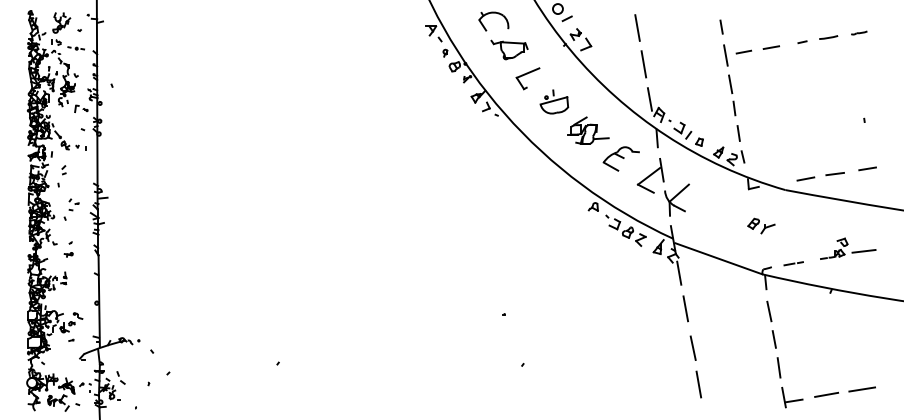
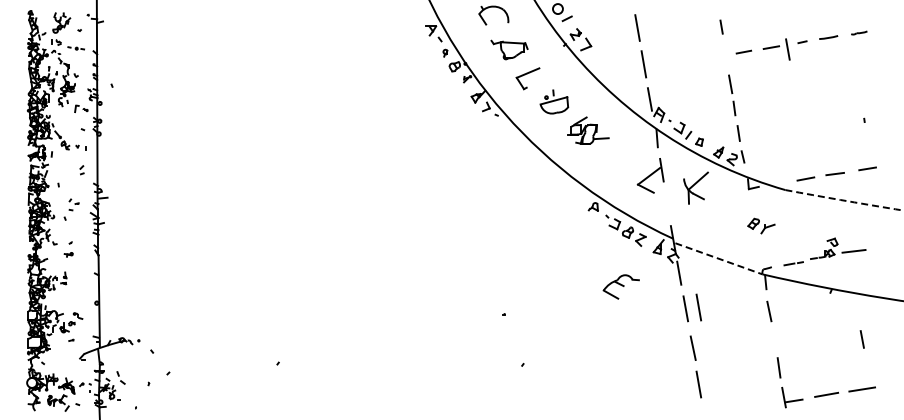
part position: (493, 13) -> (493, 7) (493, 7)
line position: (725, 55) -> (787, 49) (787, 49)
part position: (620, 158) -> (620, 286) (620, 286)
part position: (63, 170) -> (81, 170) (81, 170)
part position: (676, 199) -> (695, 187) (695, 187)
arc: solid -> dashed (844, 200)
part position: (848, 248) -> (838, 248) (838, 248)
line: solid -> dashed (719, 258)
line: none -> present (698, 307)
line position: (773, 339) -> (861, 339) (861, 339)
